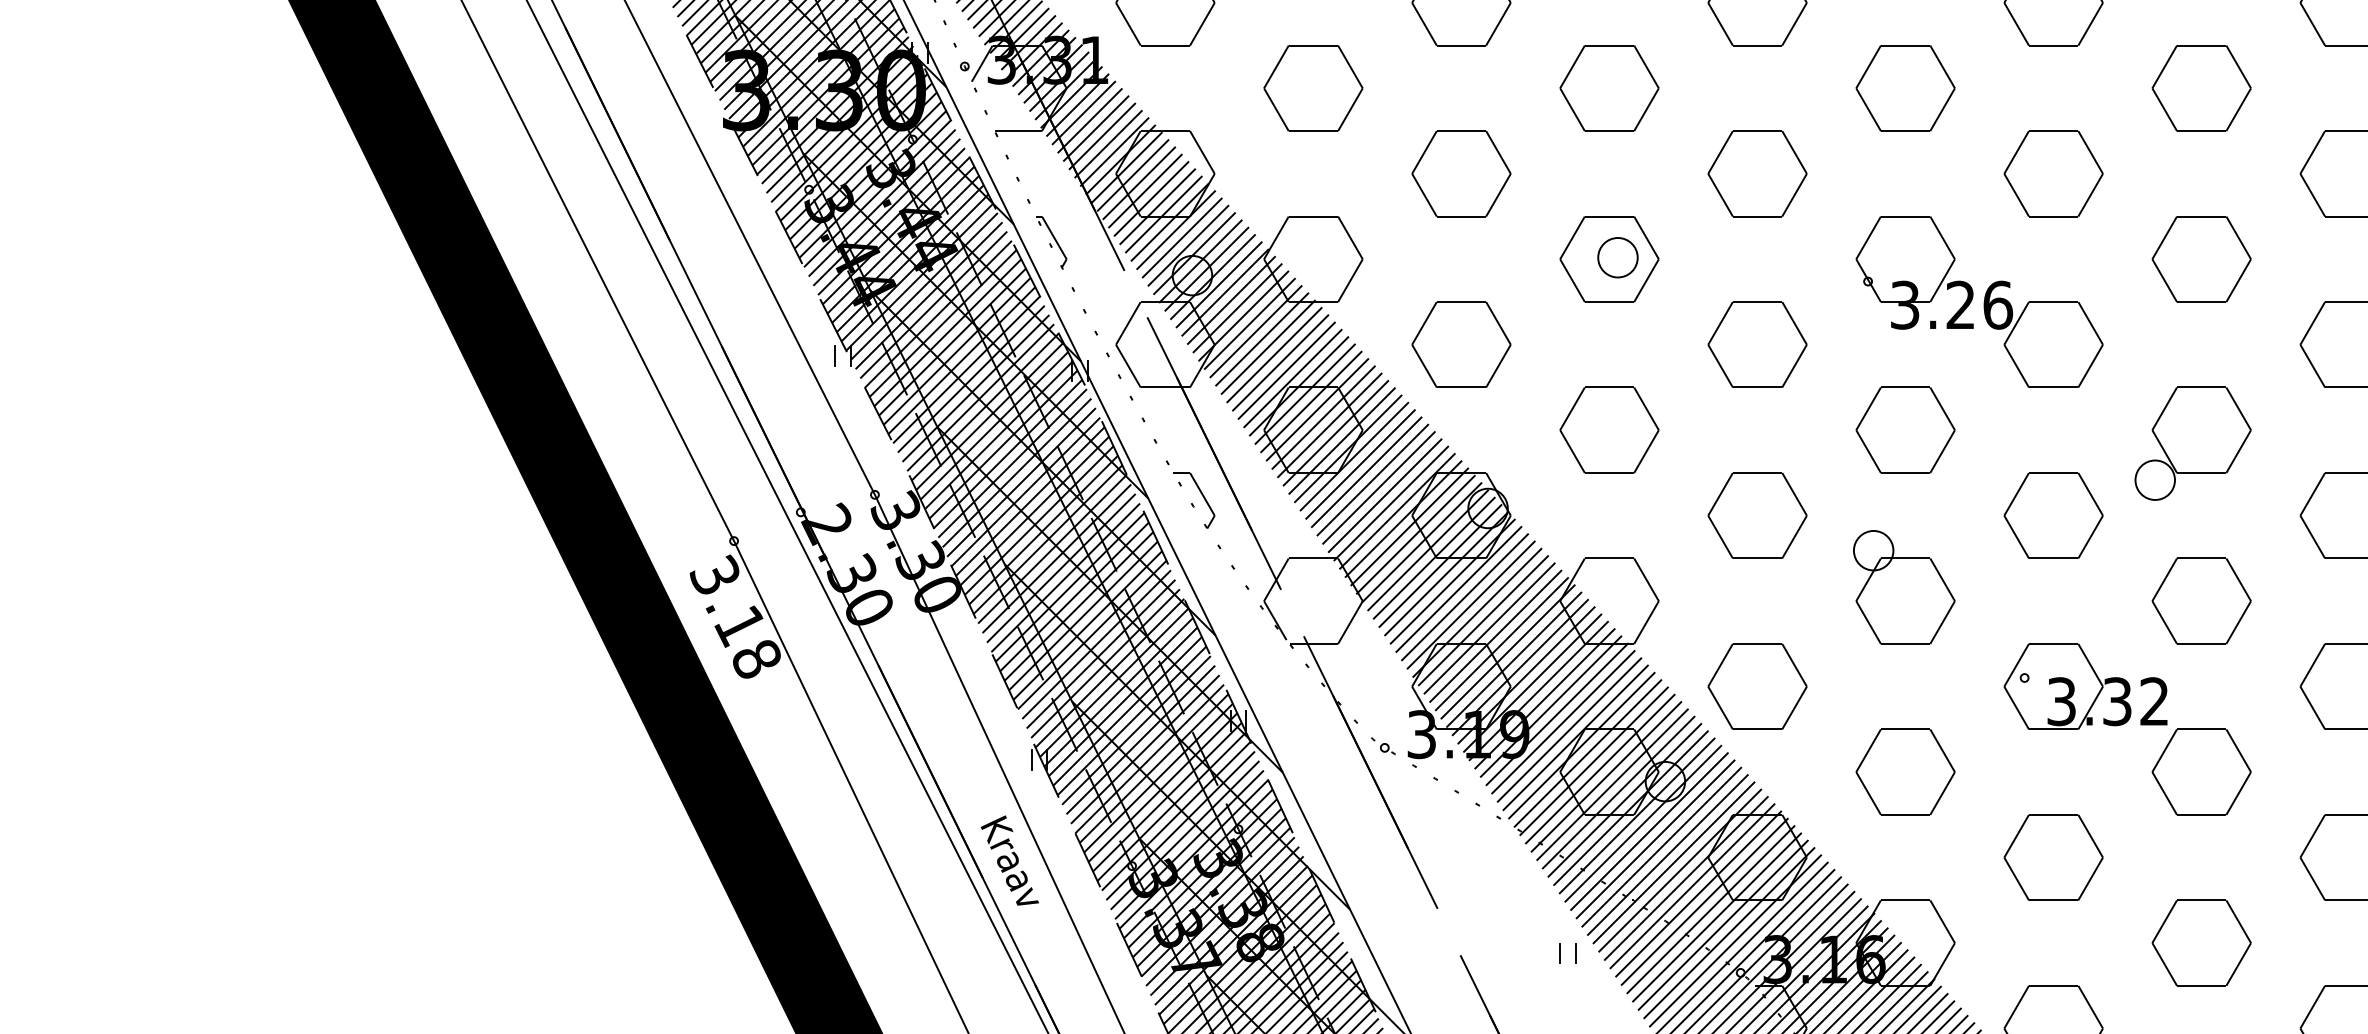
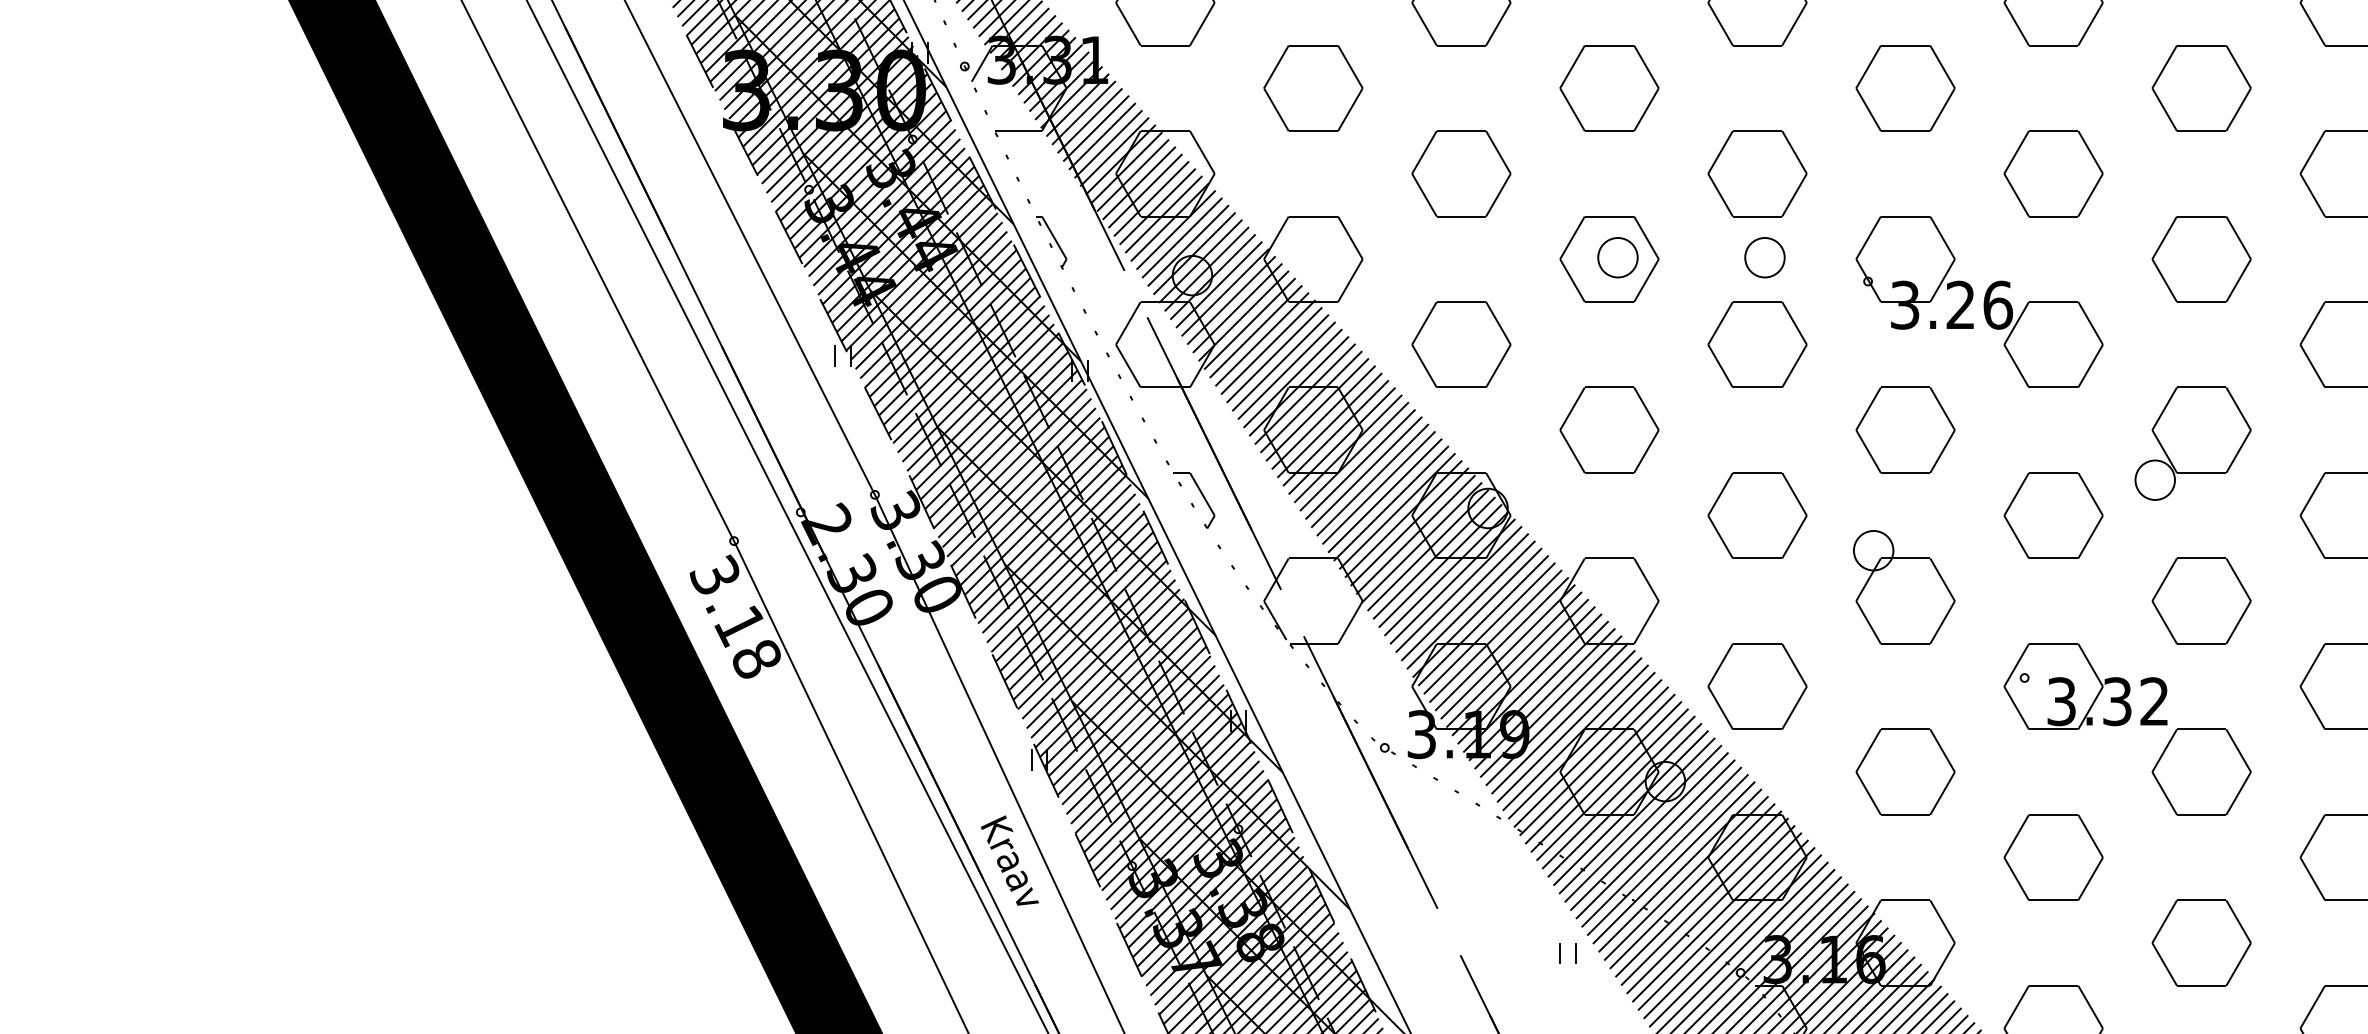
part: none -> present (1764, 257)
